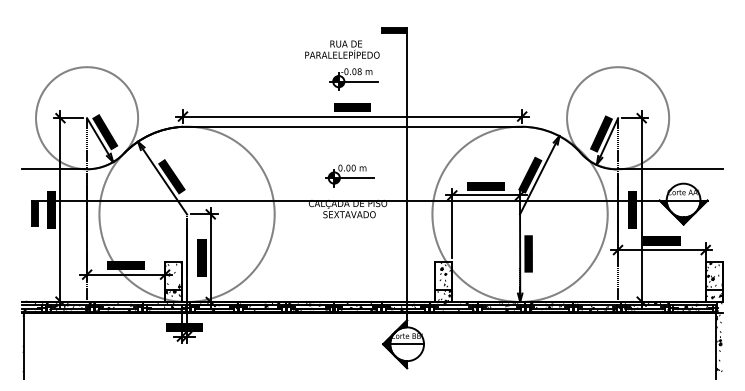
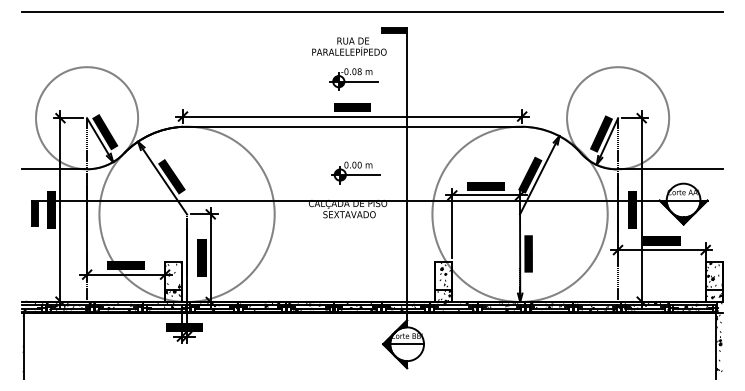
line: none -> present (372, 11)
text position: (342, 49) -> (349, 46) (349, 46)
part position: (349, 175) -> (355, 172) (355, 172)
